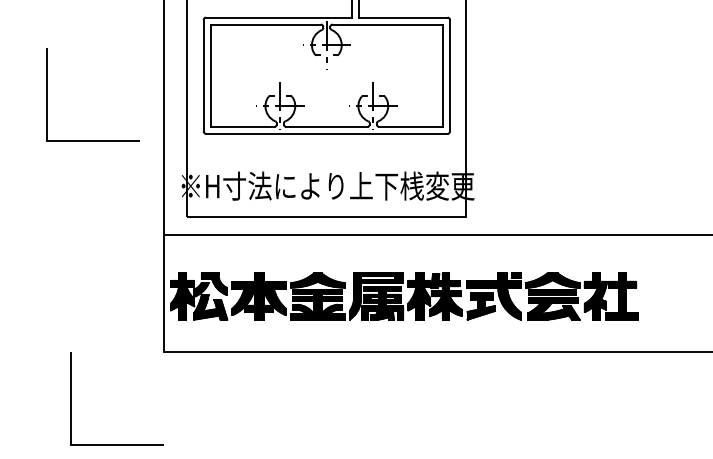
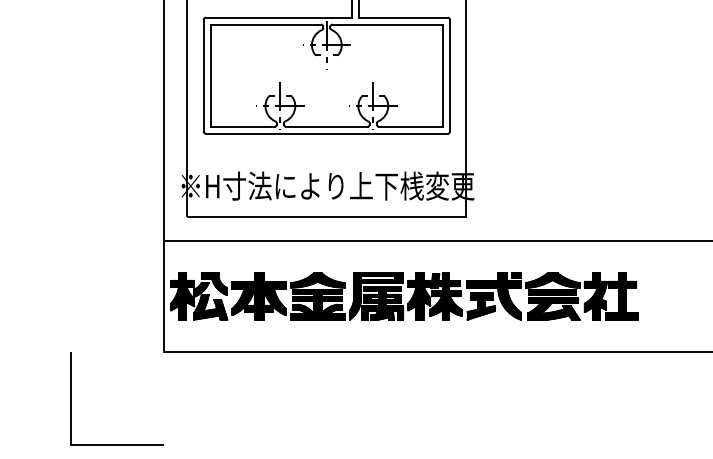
line: present -> none (47, 94)
line position: (436, 234) -> (436, 240) (436, 240)
